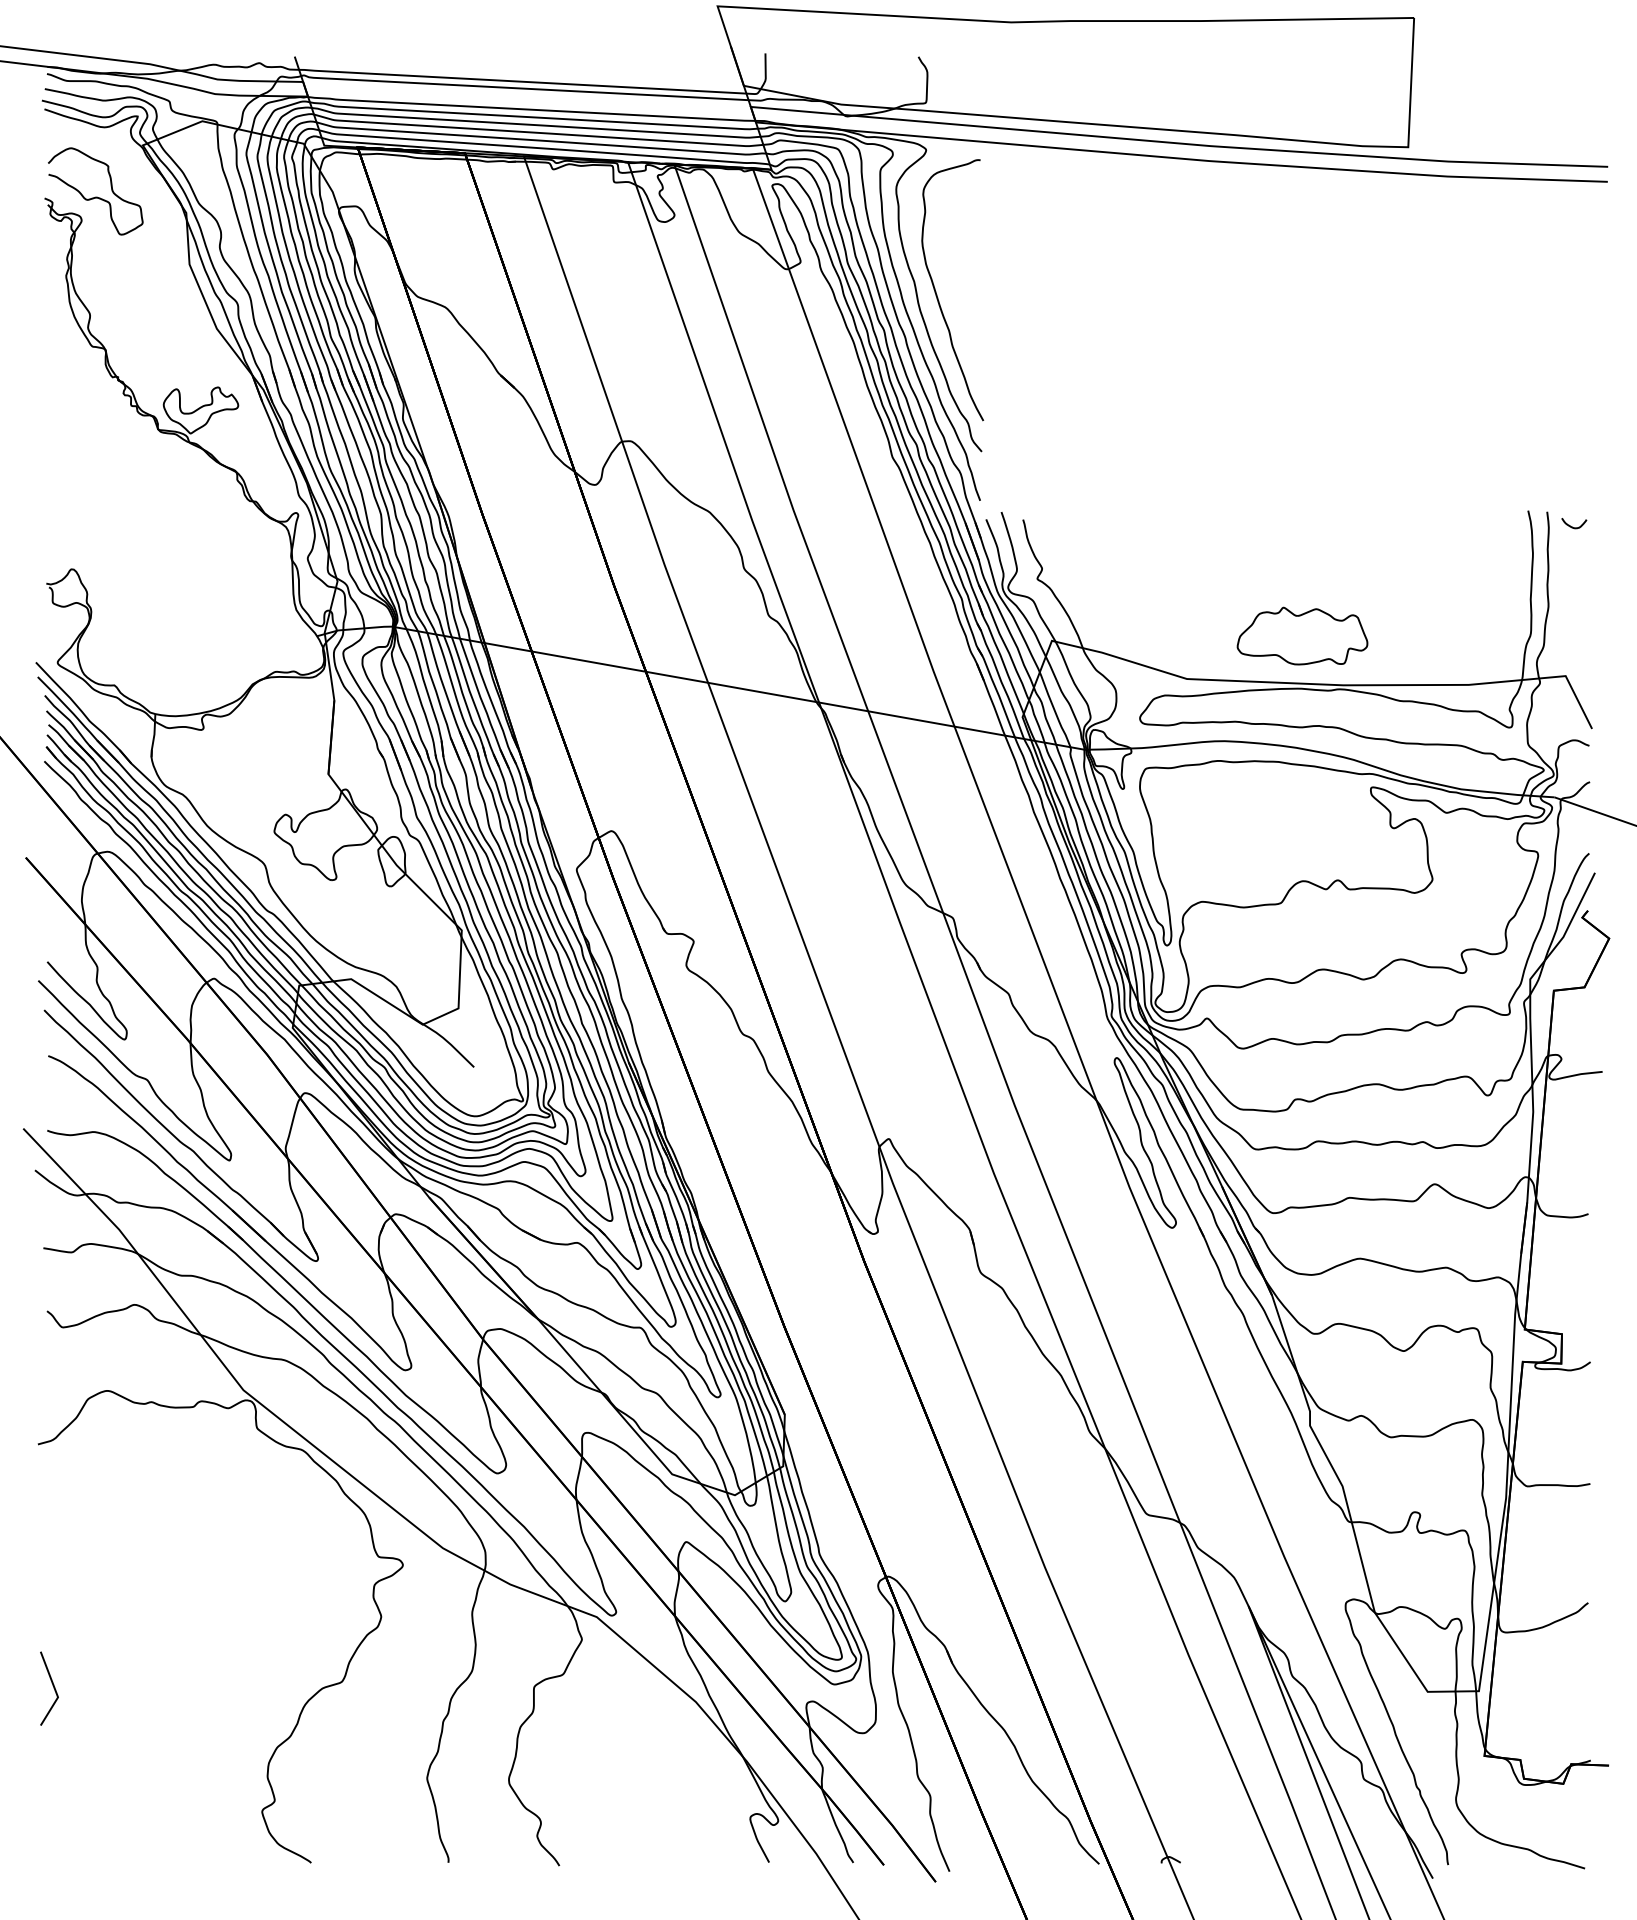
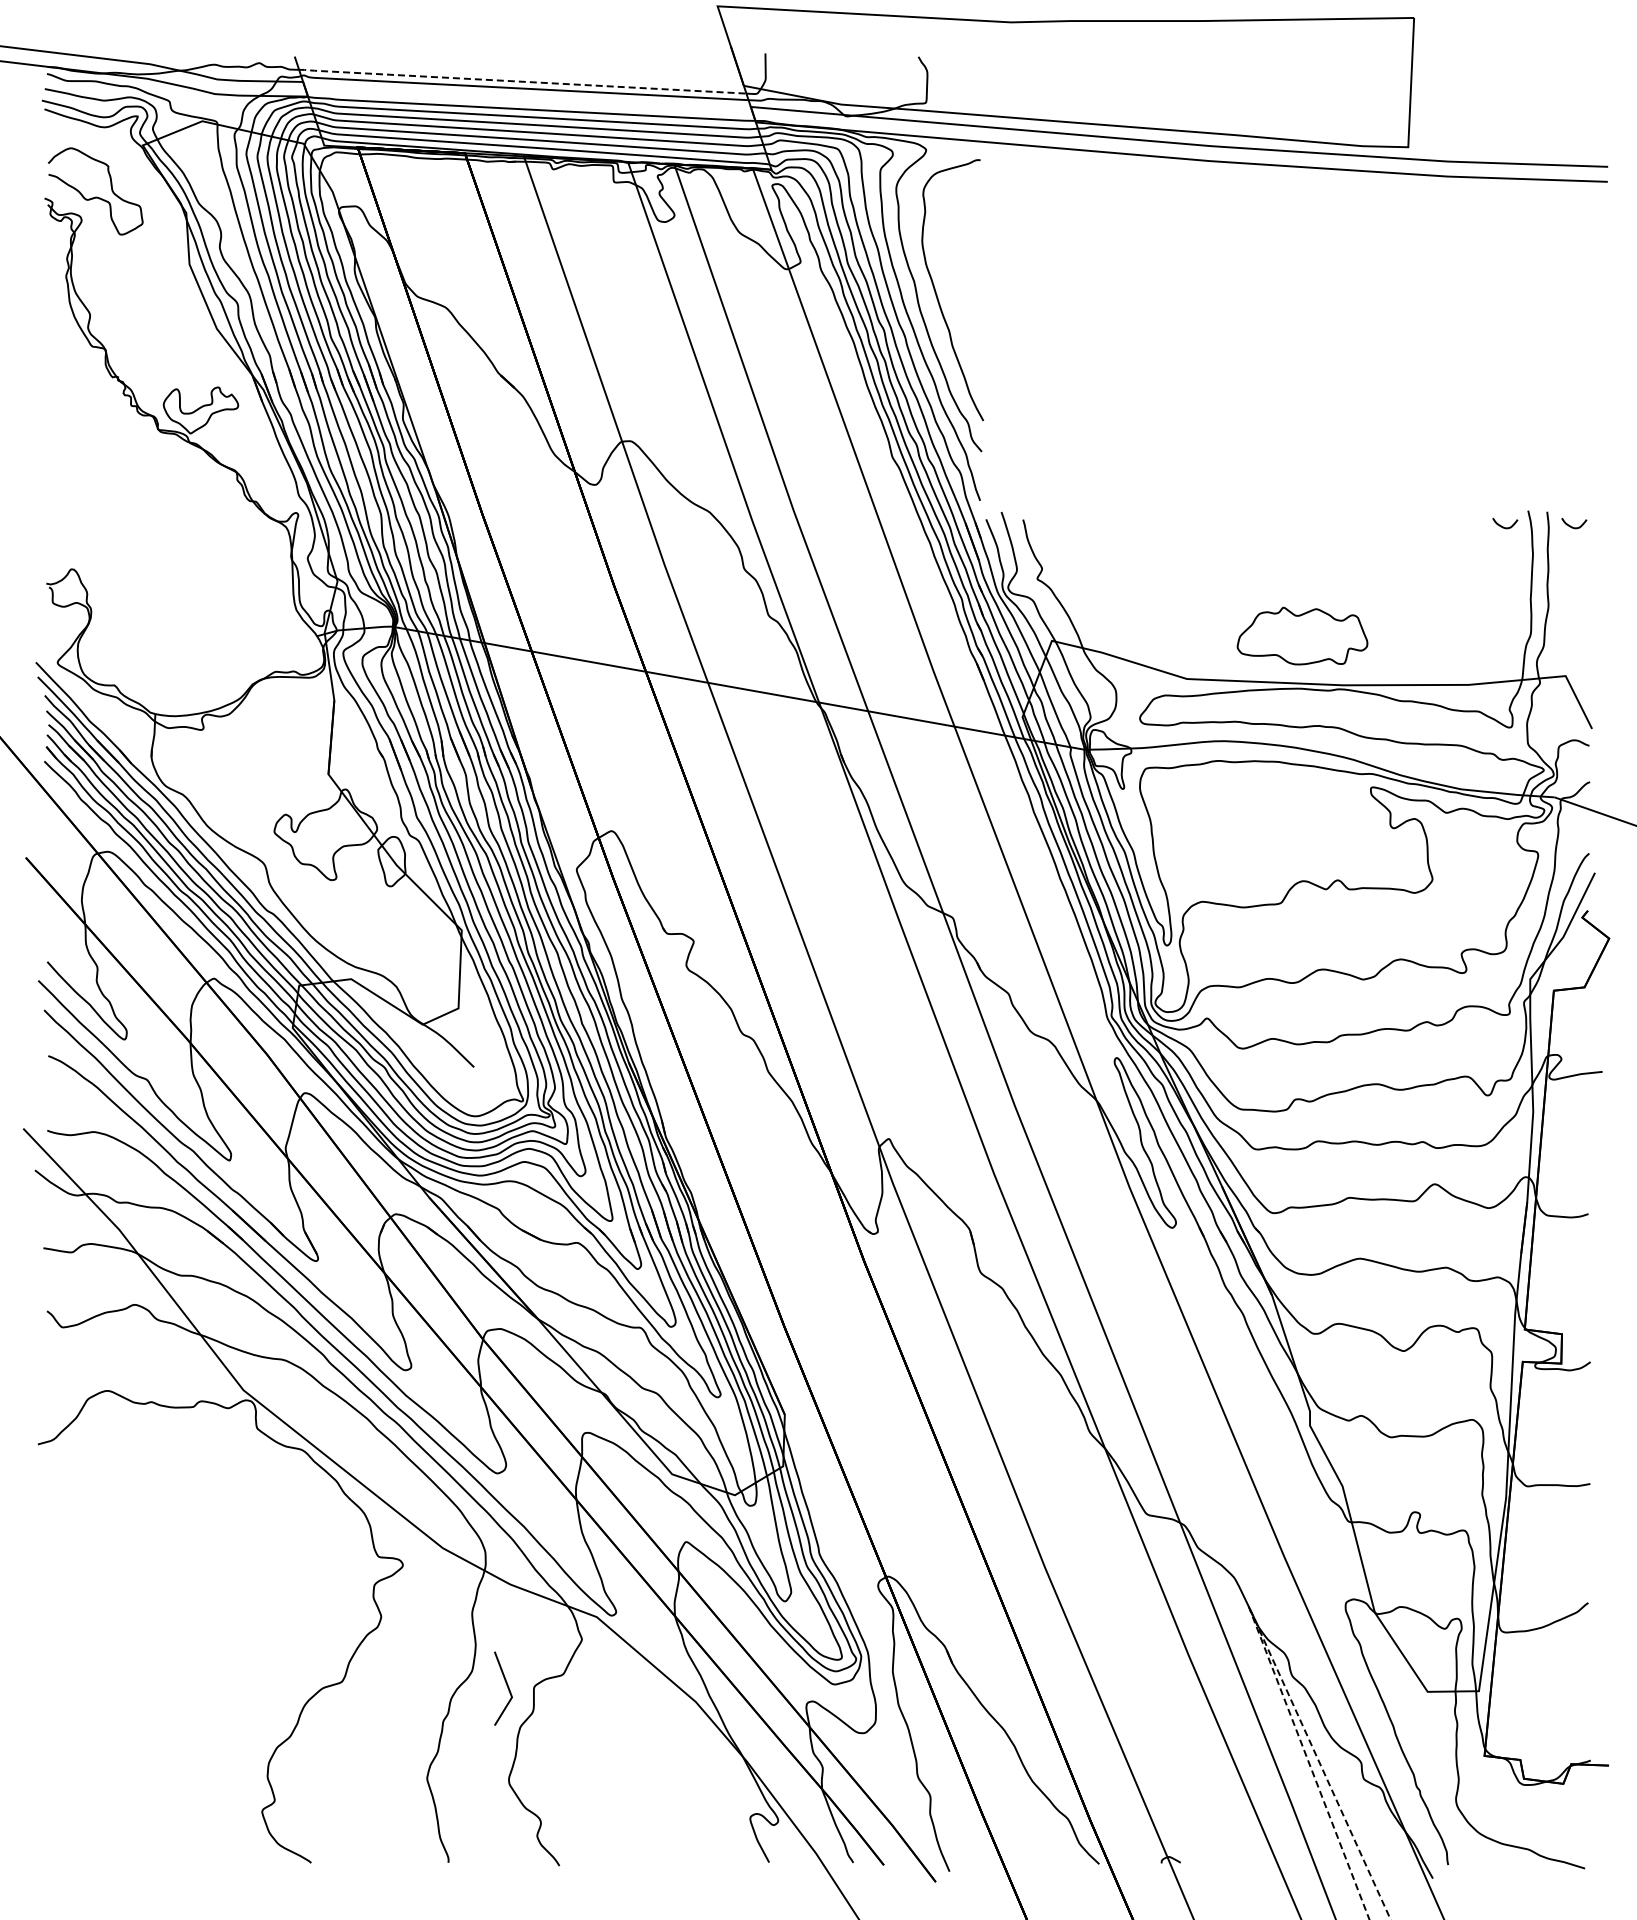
line: solid -> dashed (521, 81)
curve: none -> present (1503, 526)
line: solid -> dashed (1249, 1608)
line position: (53, 1688) -> (507, 1688) (507, 1688)
